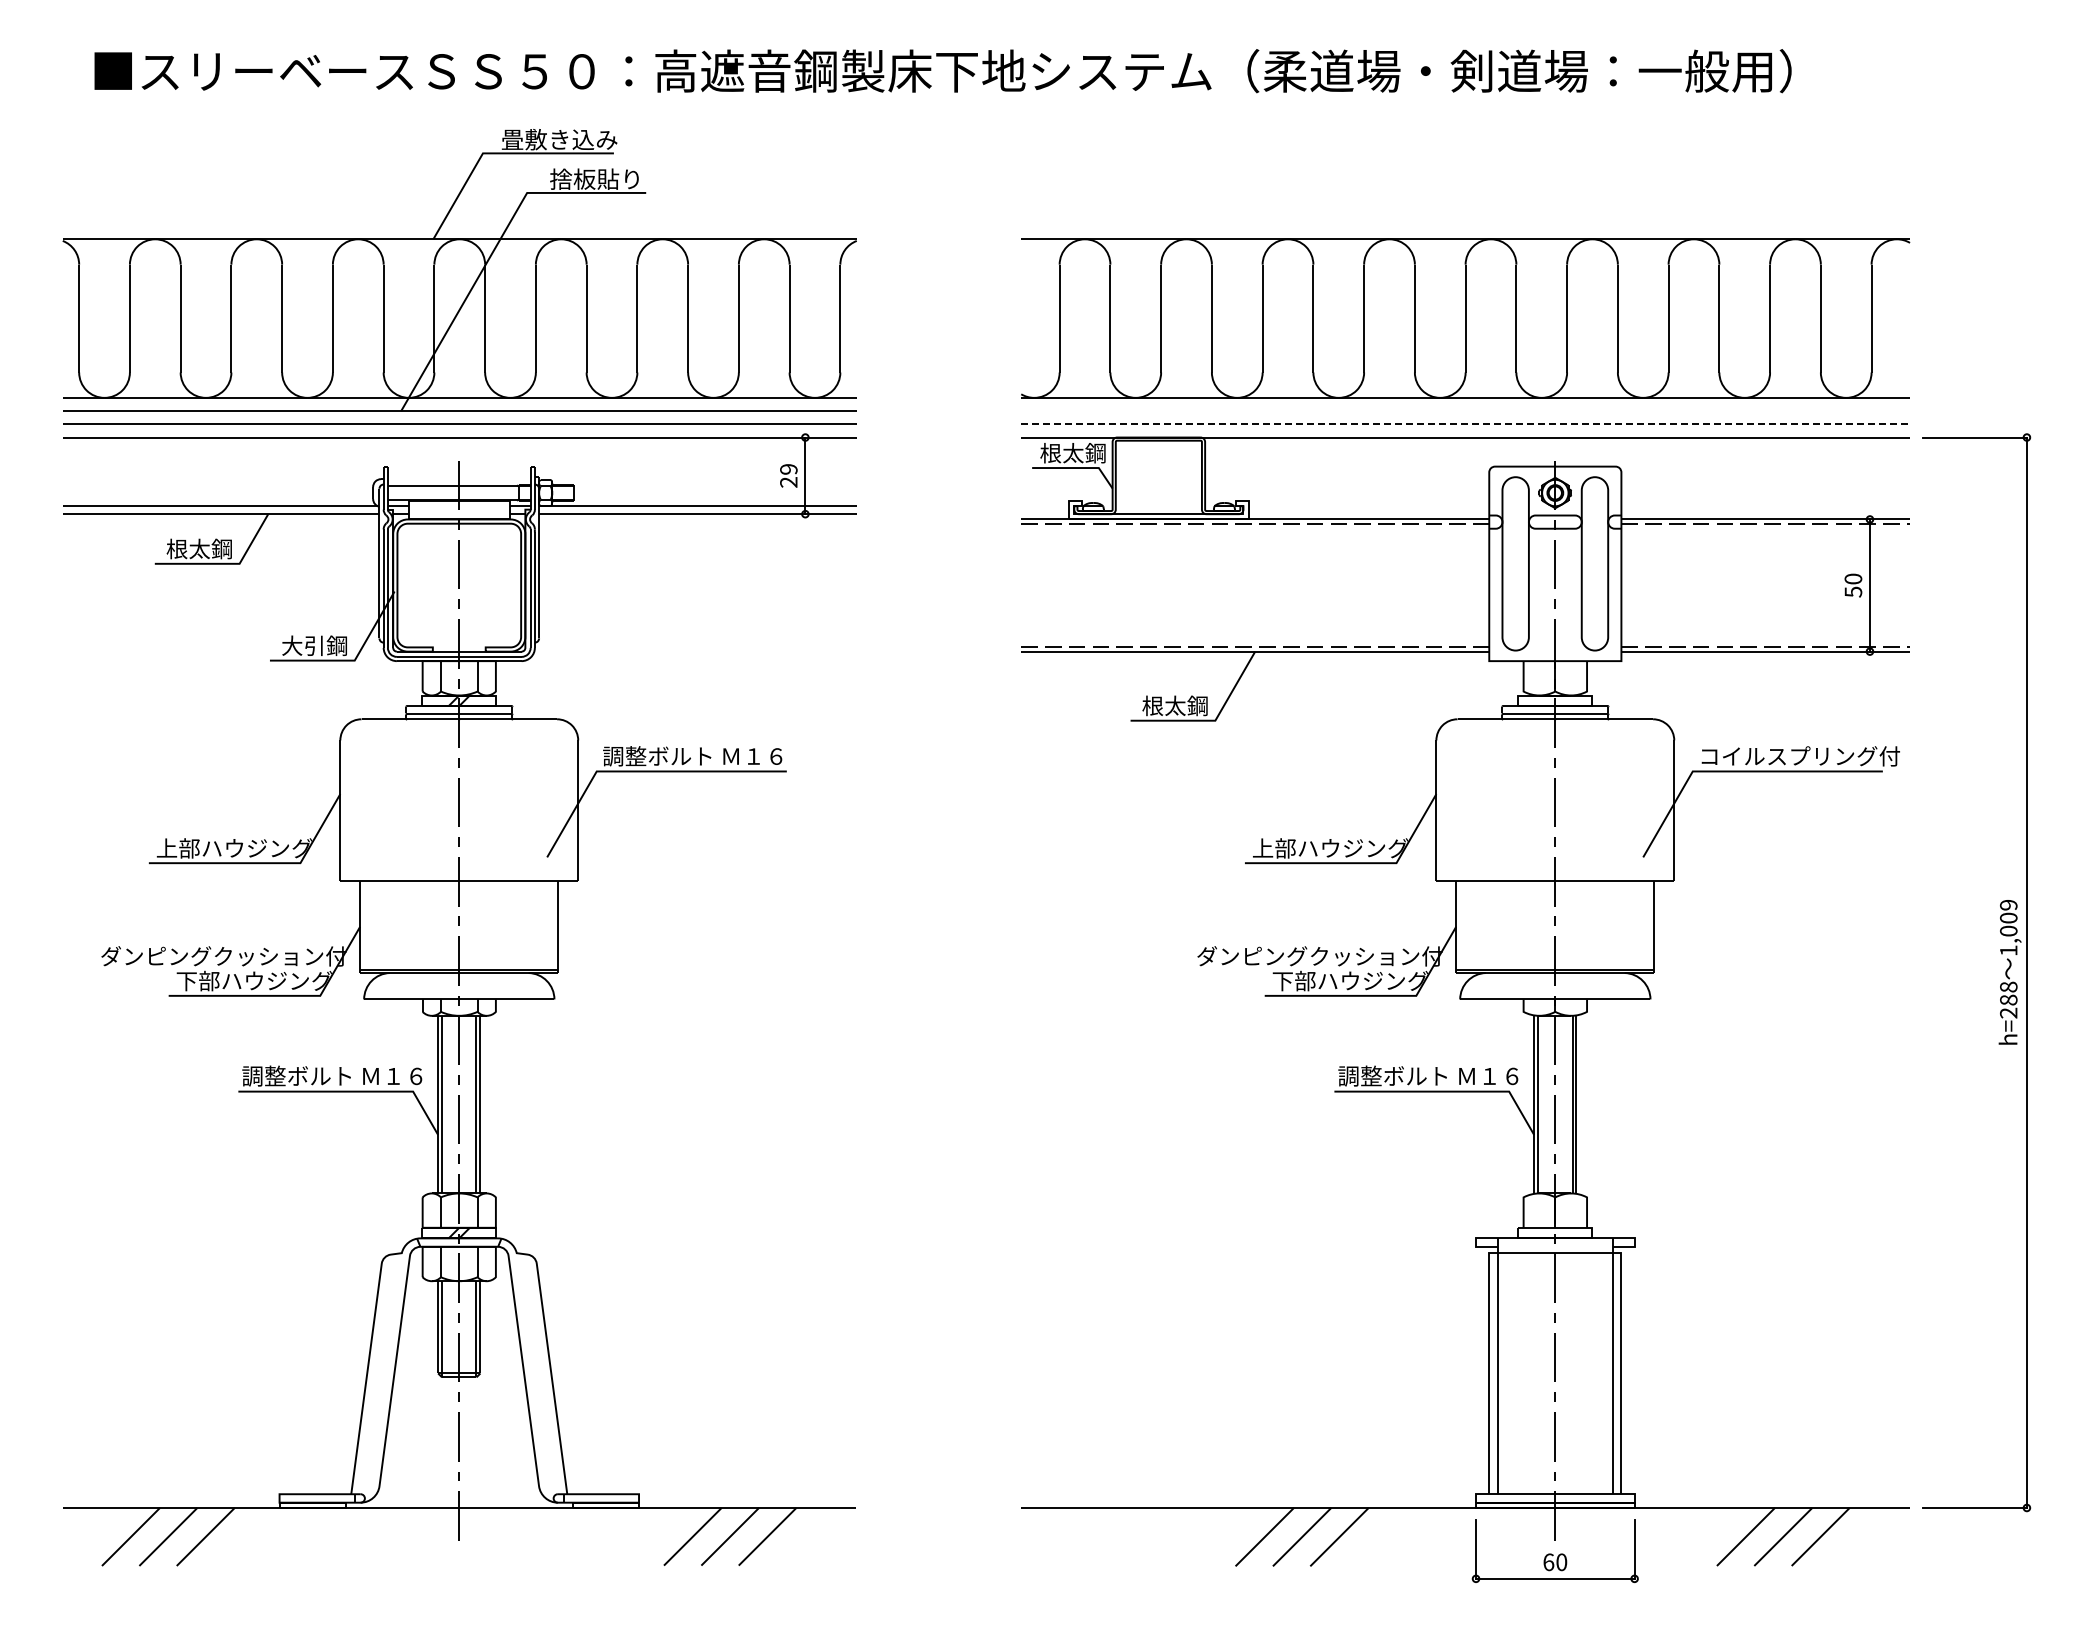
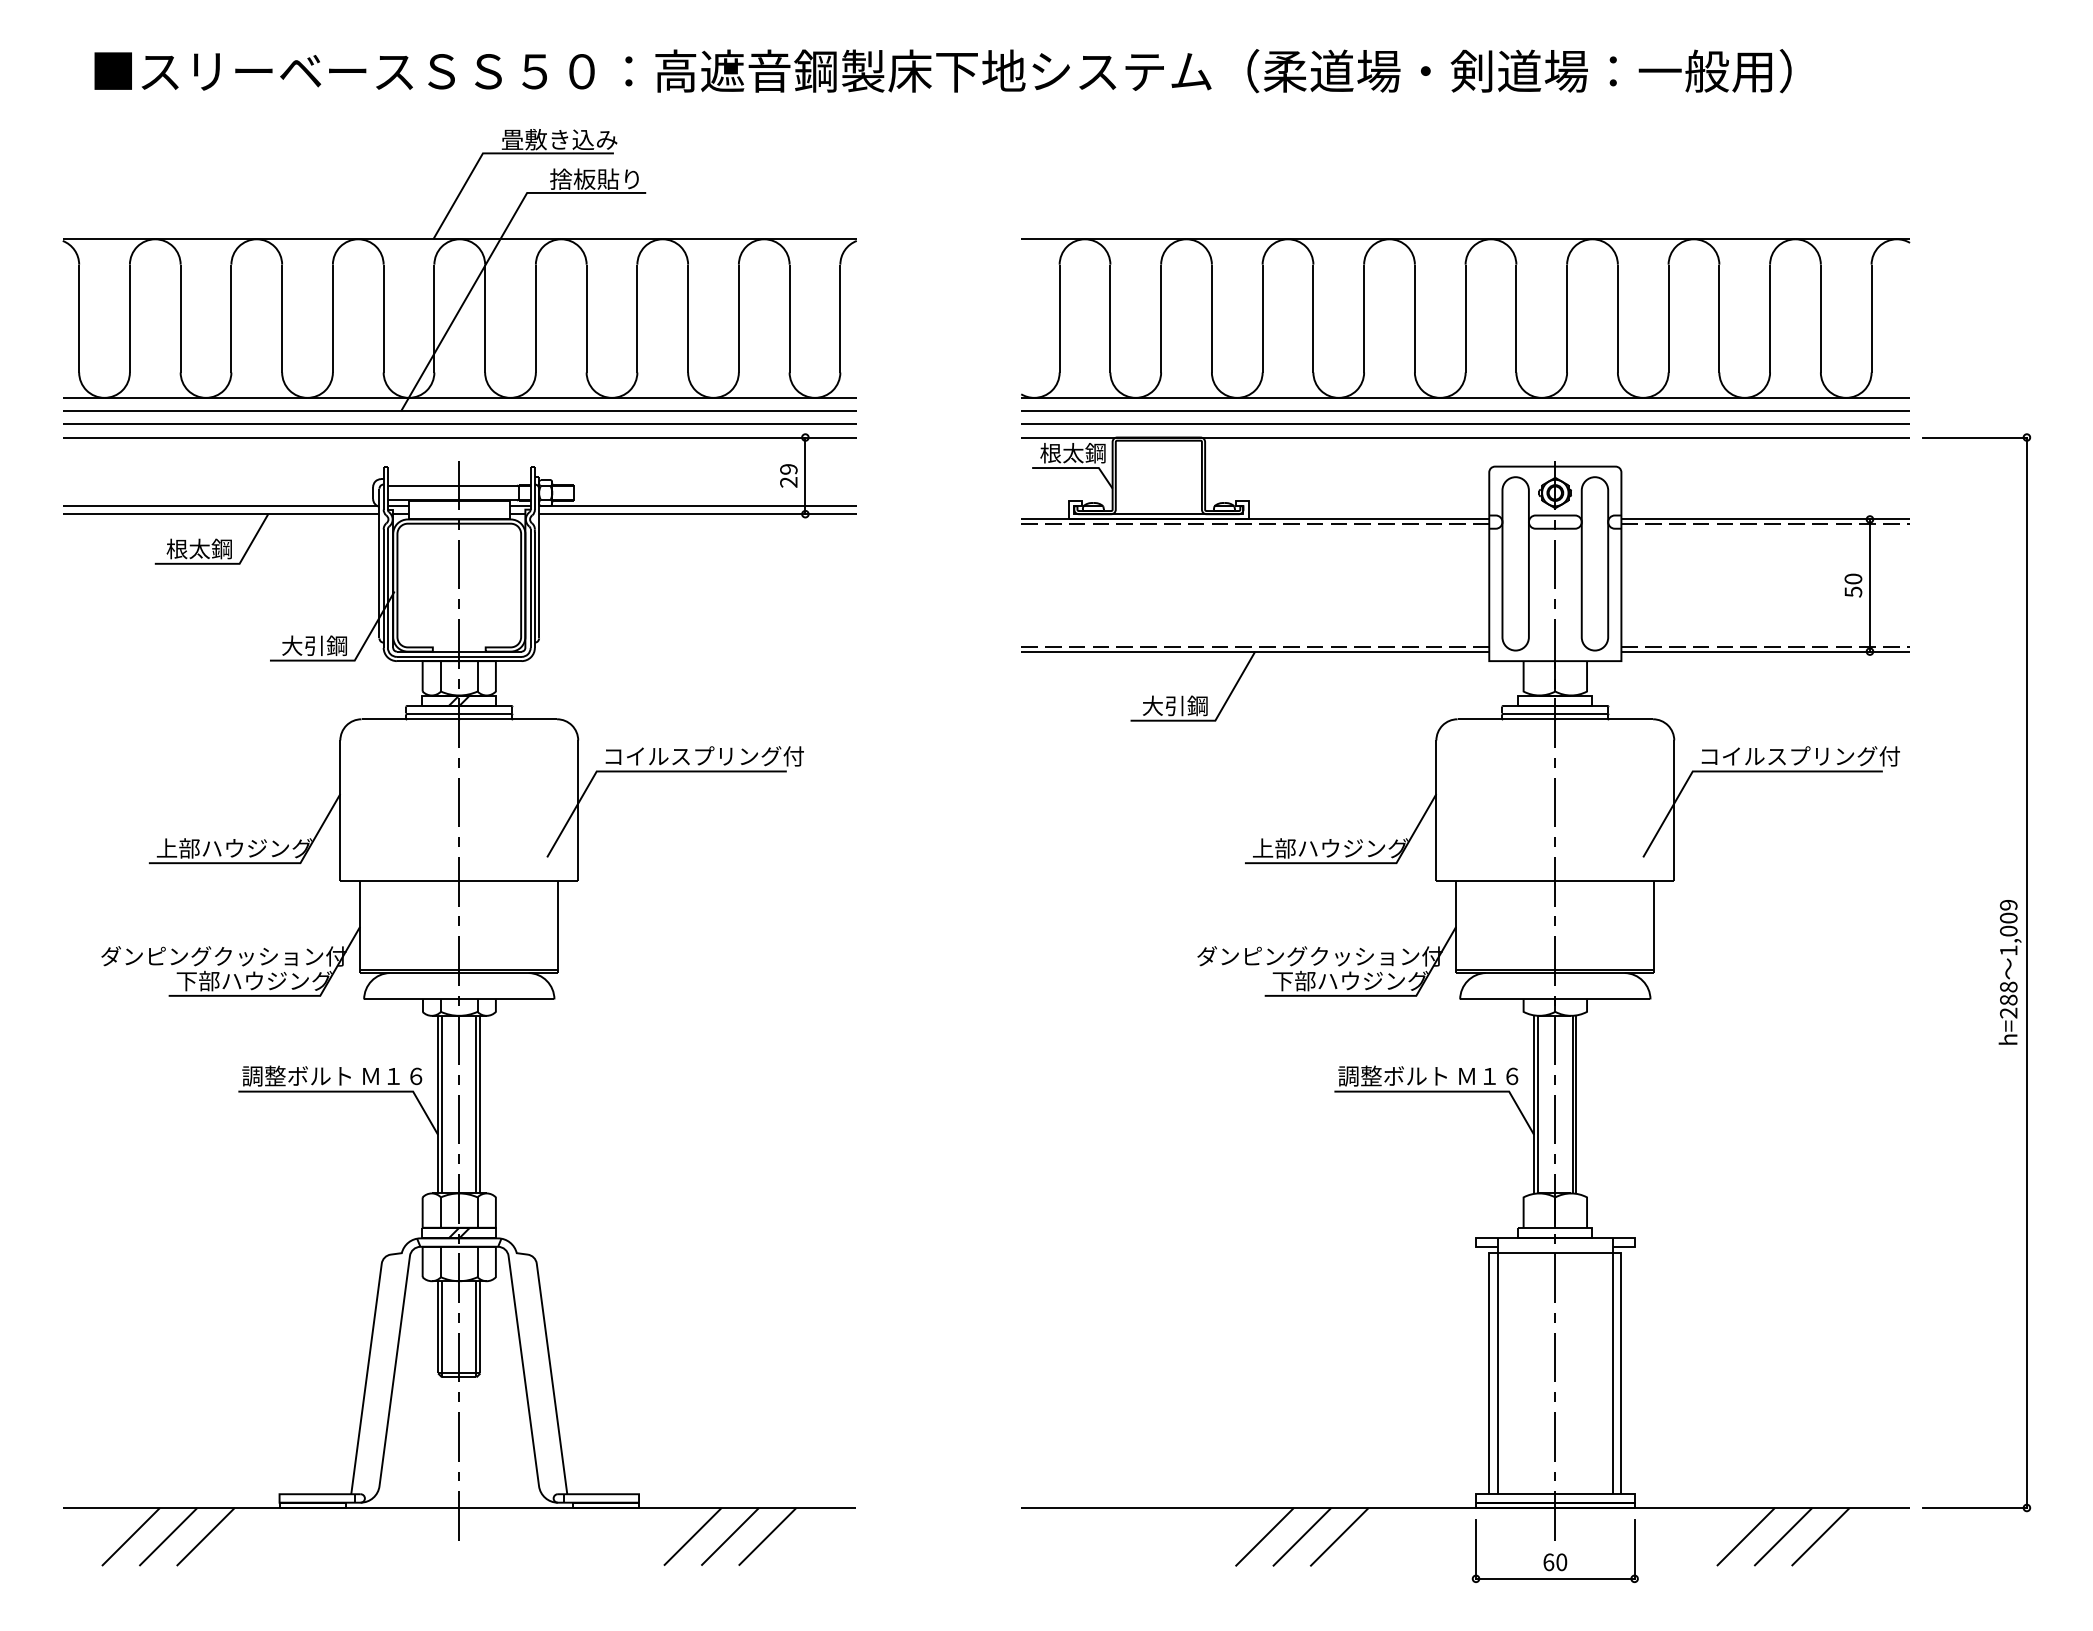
line: none -> present (1465, 410)
line: dashed -> solid (1466, 424)
text: 根太鋼 -> 大引鋼 (1163, 705)
text: 調整ボルト Ｍ１６ -> コイルスプリング付 (703, 756)
